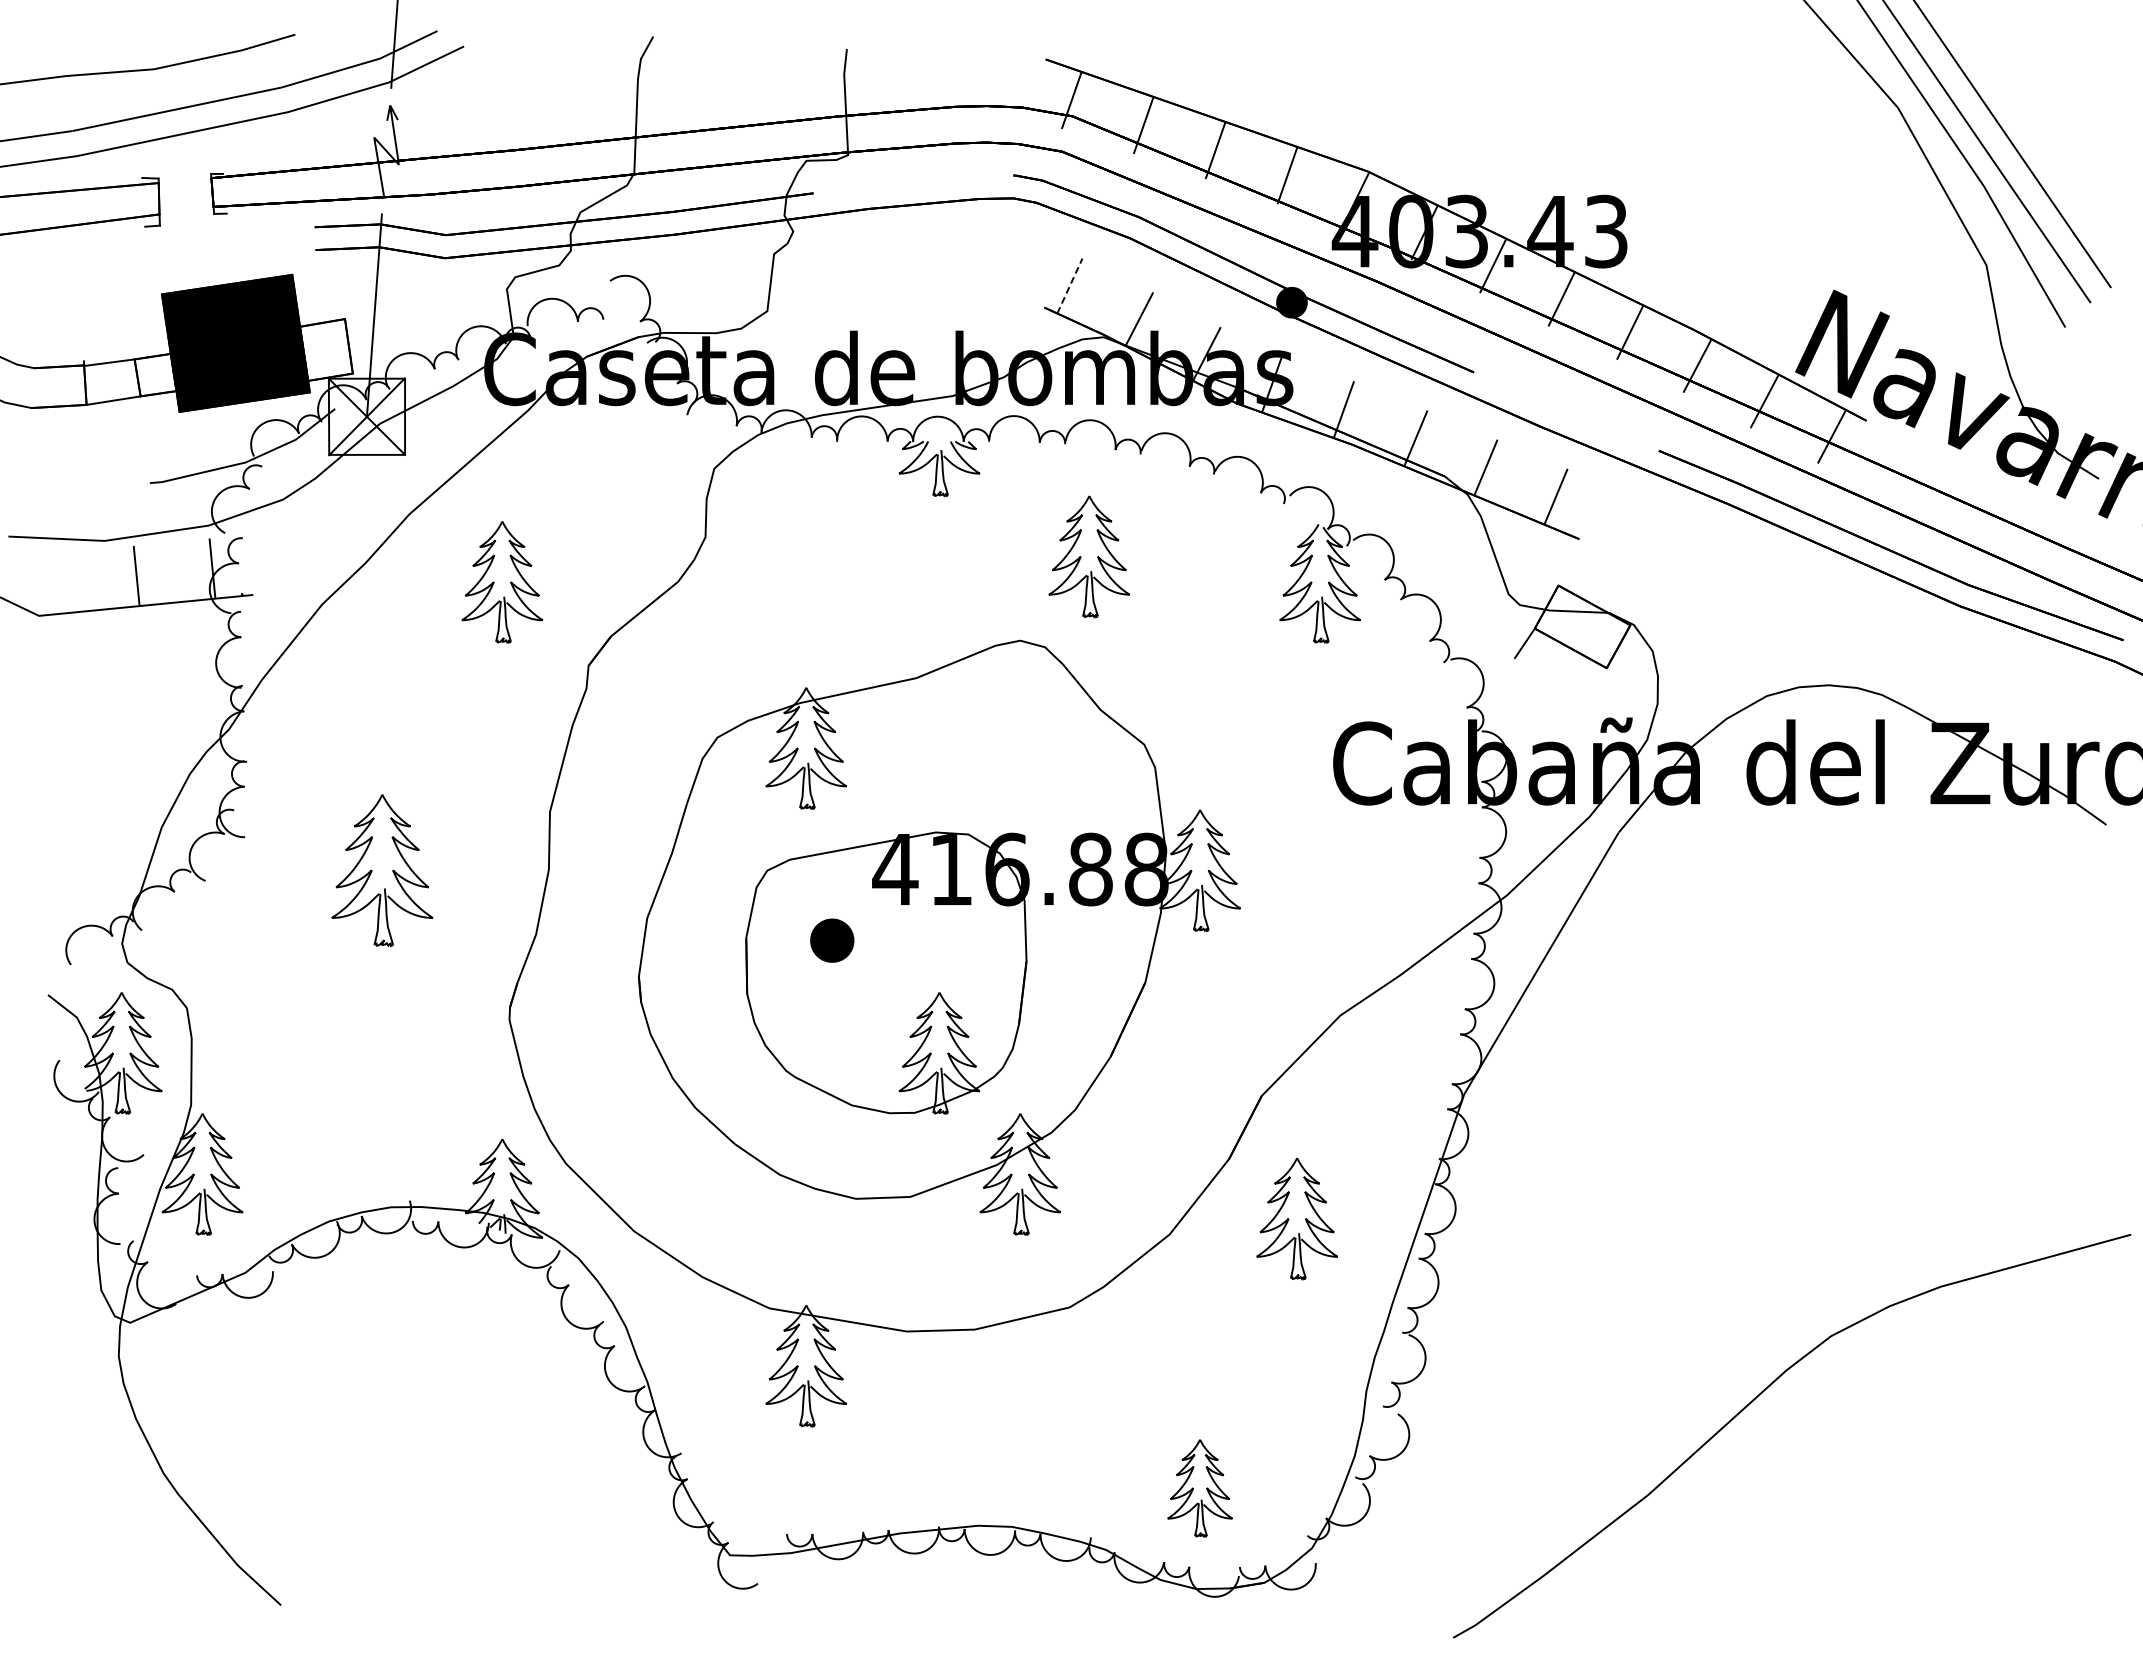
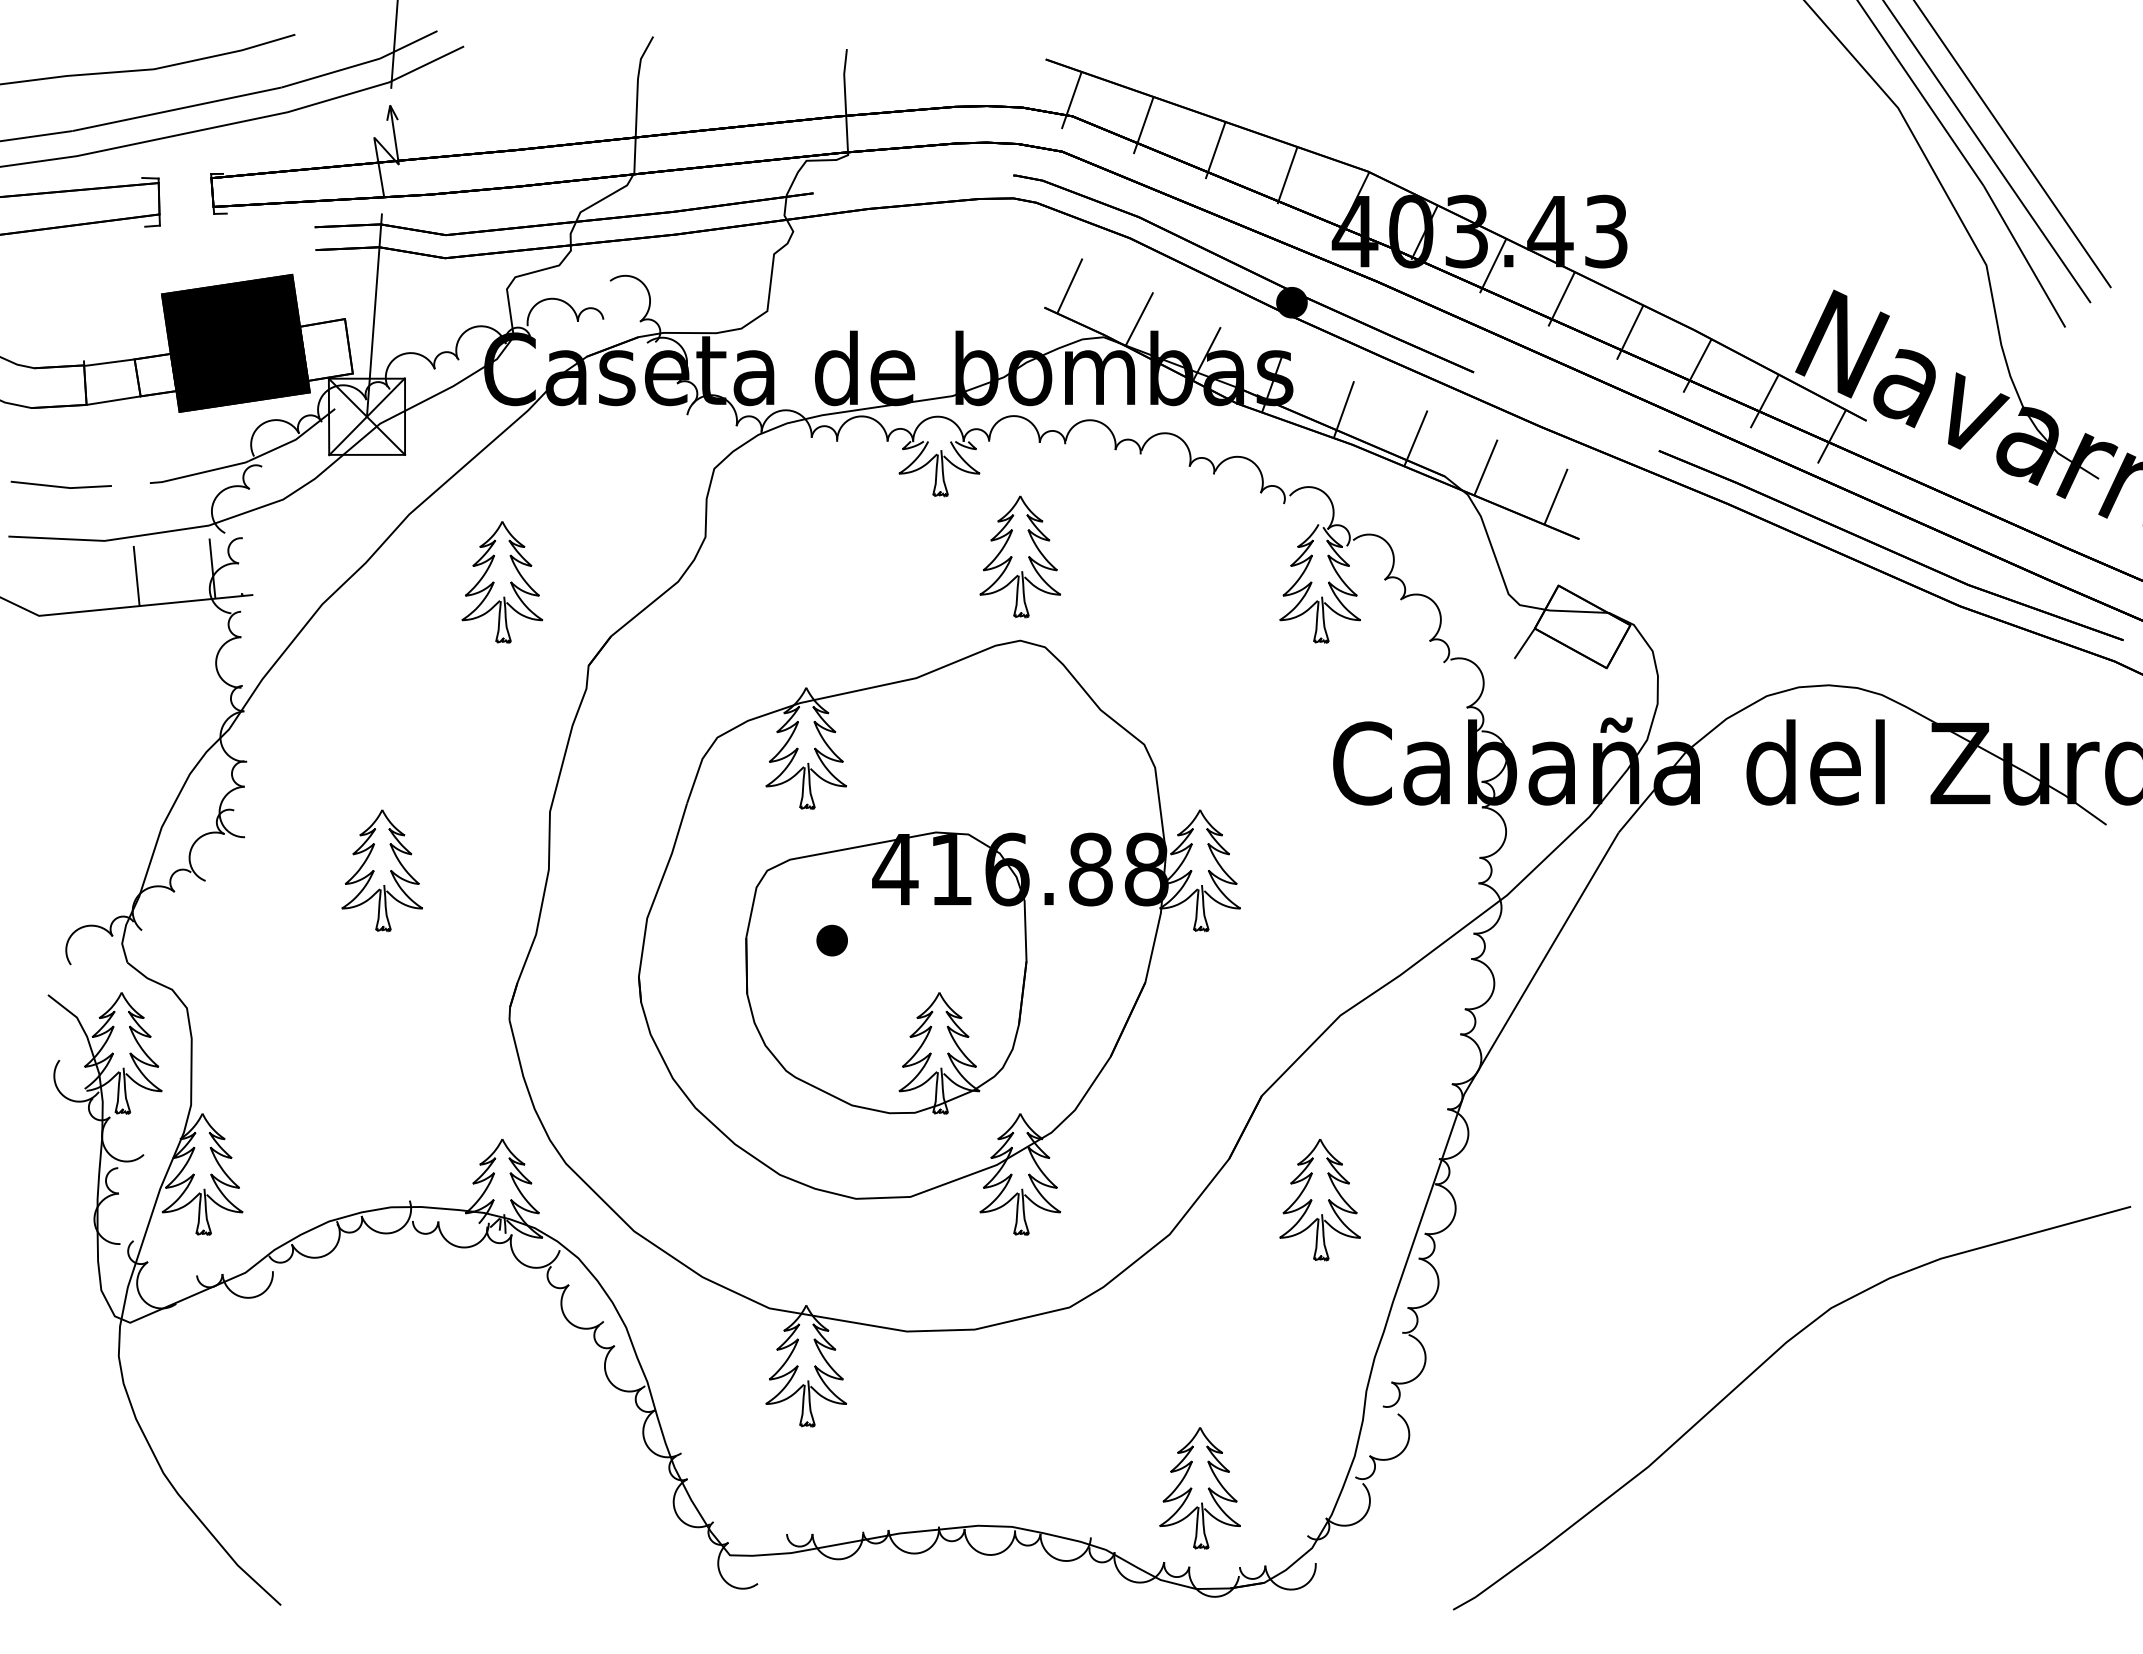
line: dashed -> solid (1070, 285)
line: none -> present (60, 486)
part position: (1089, 556) -> (1020, 556) (1020, 556)
part size: 103x154 px -> 82x124 px (381, 870)
part size: 45x45 px -> 32x33 px (831, 940)
part position: (1296, 1218) -> (1319, 1199) (1319, 1199)
curve position: (1759, 1396) -> (1759, 1368) (1759, 1368)
part size: 66x99 px -> 82x123 px (1199, 1488)
